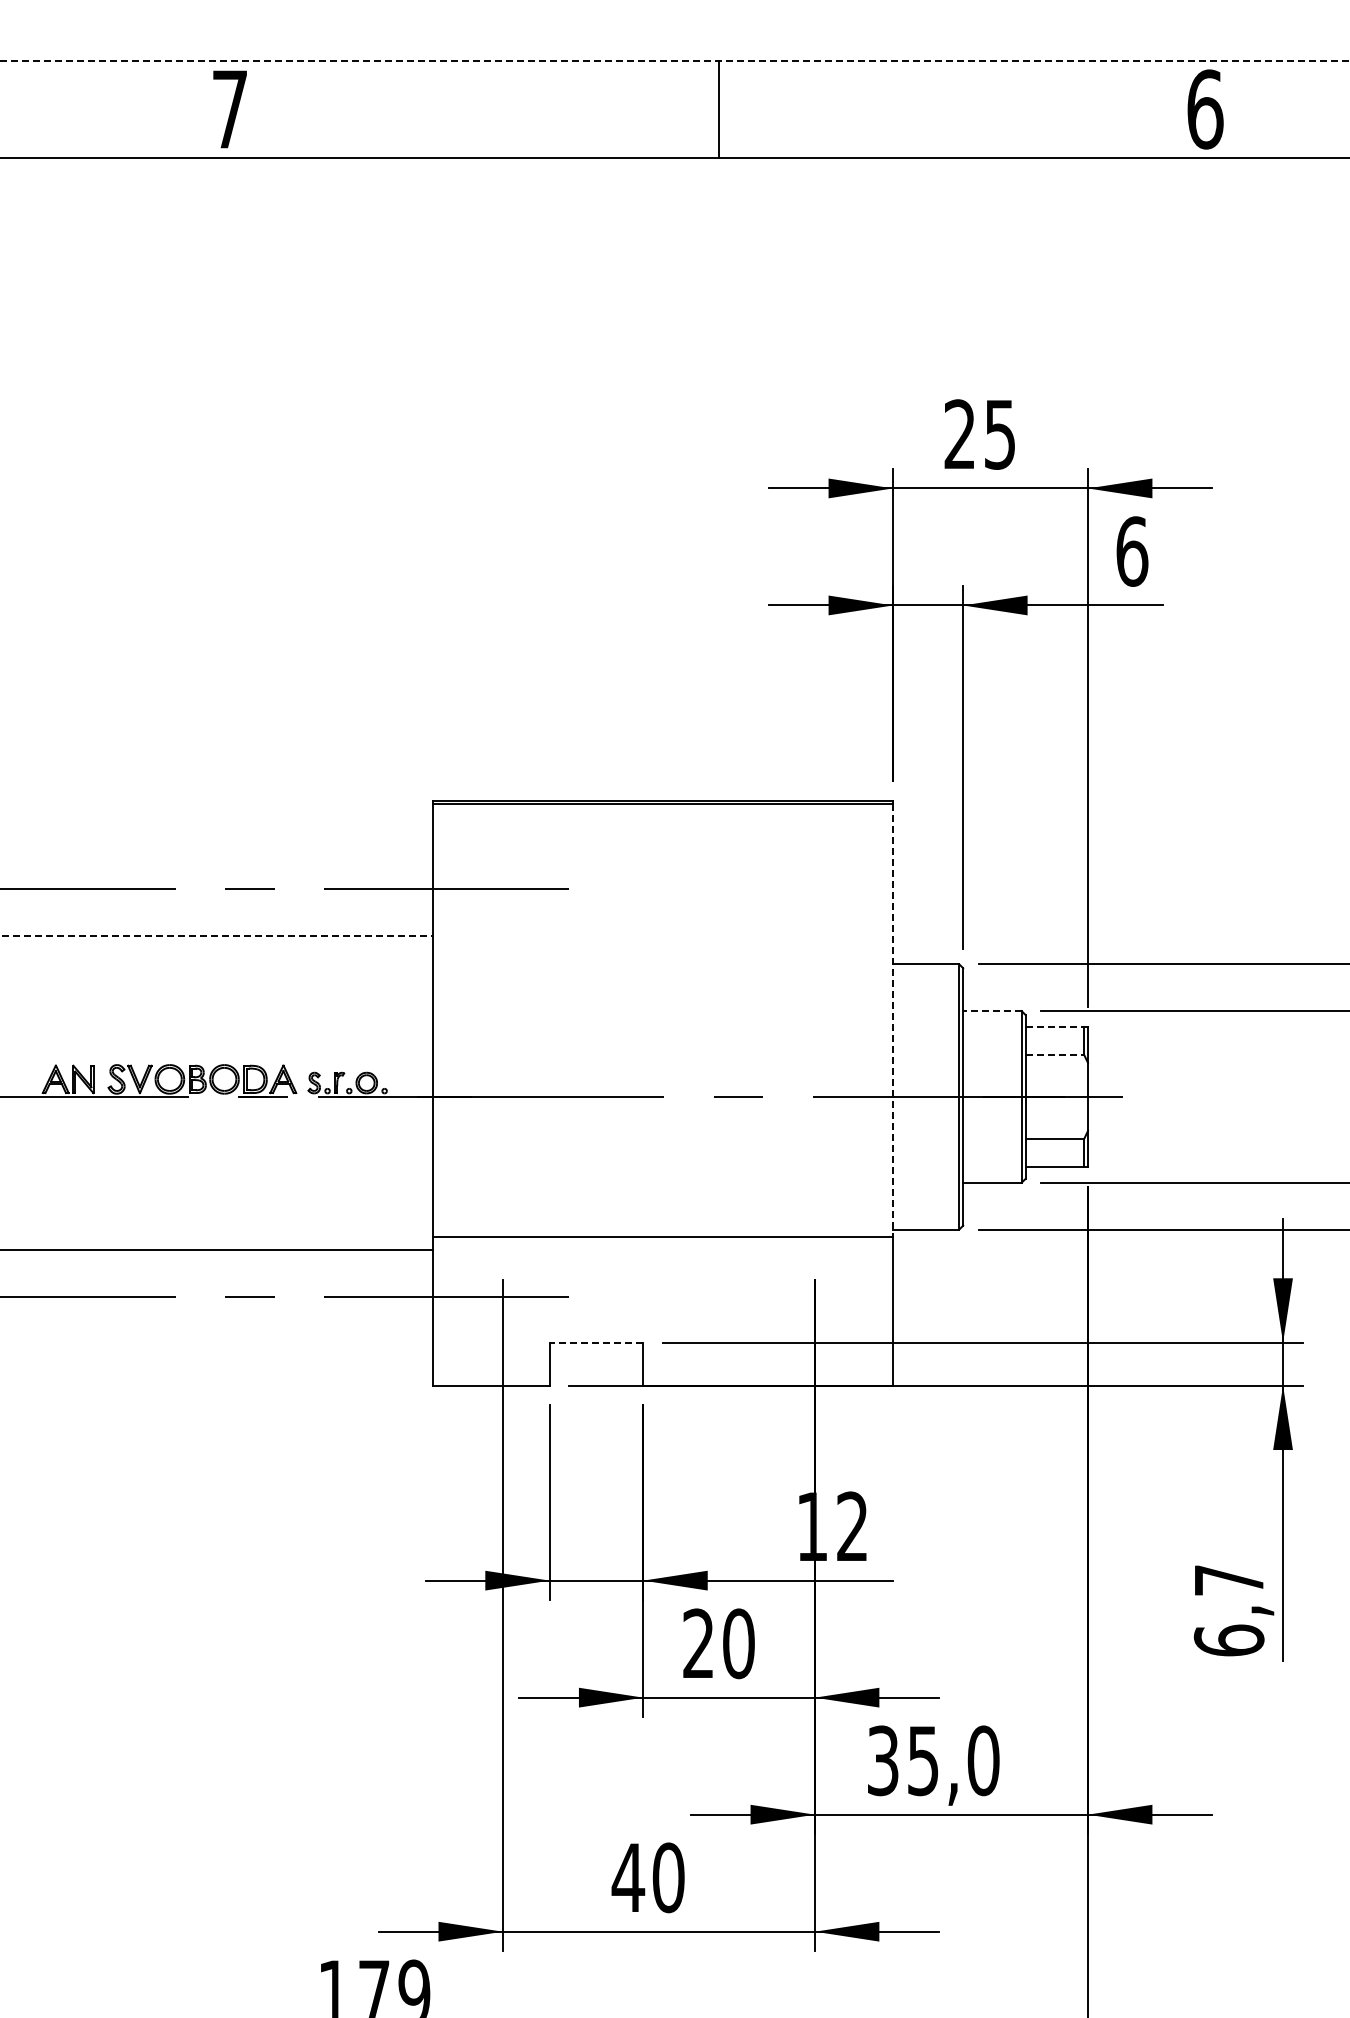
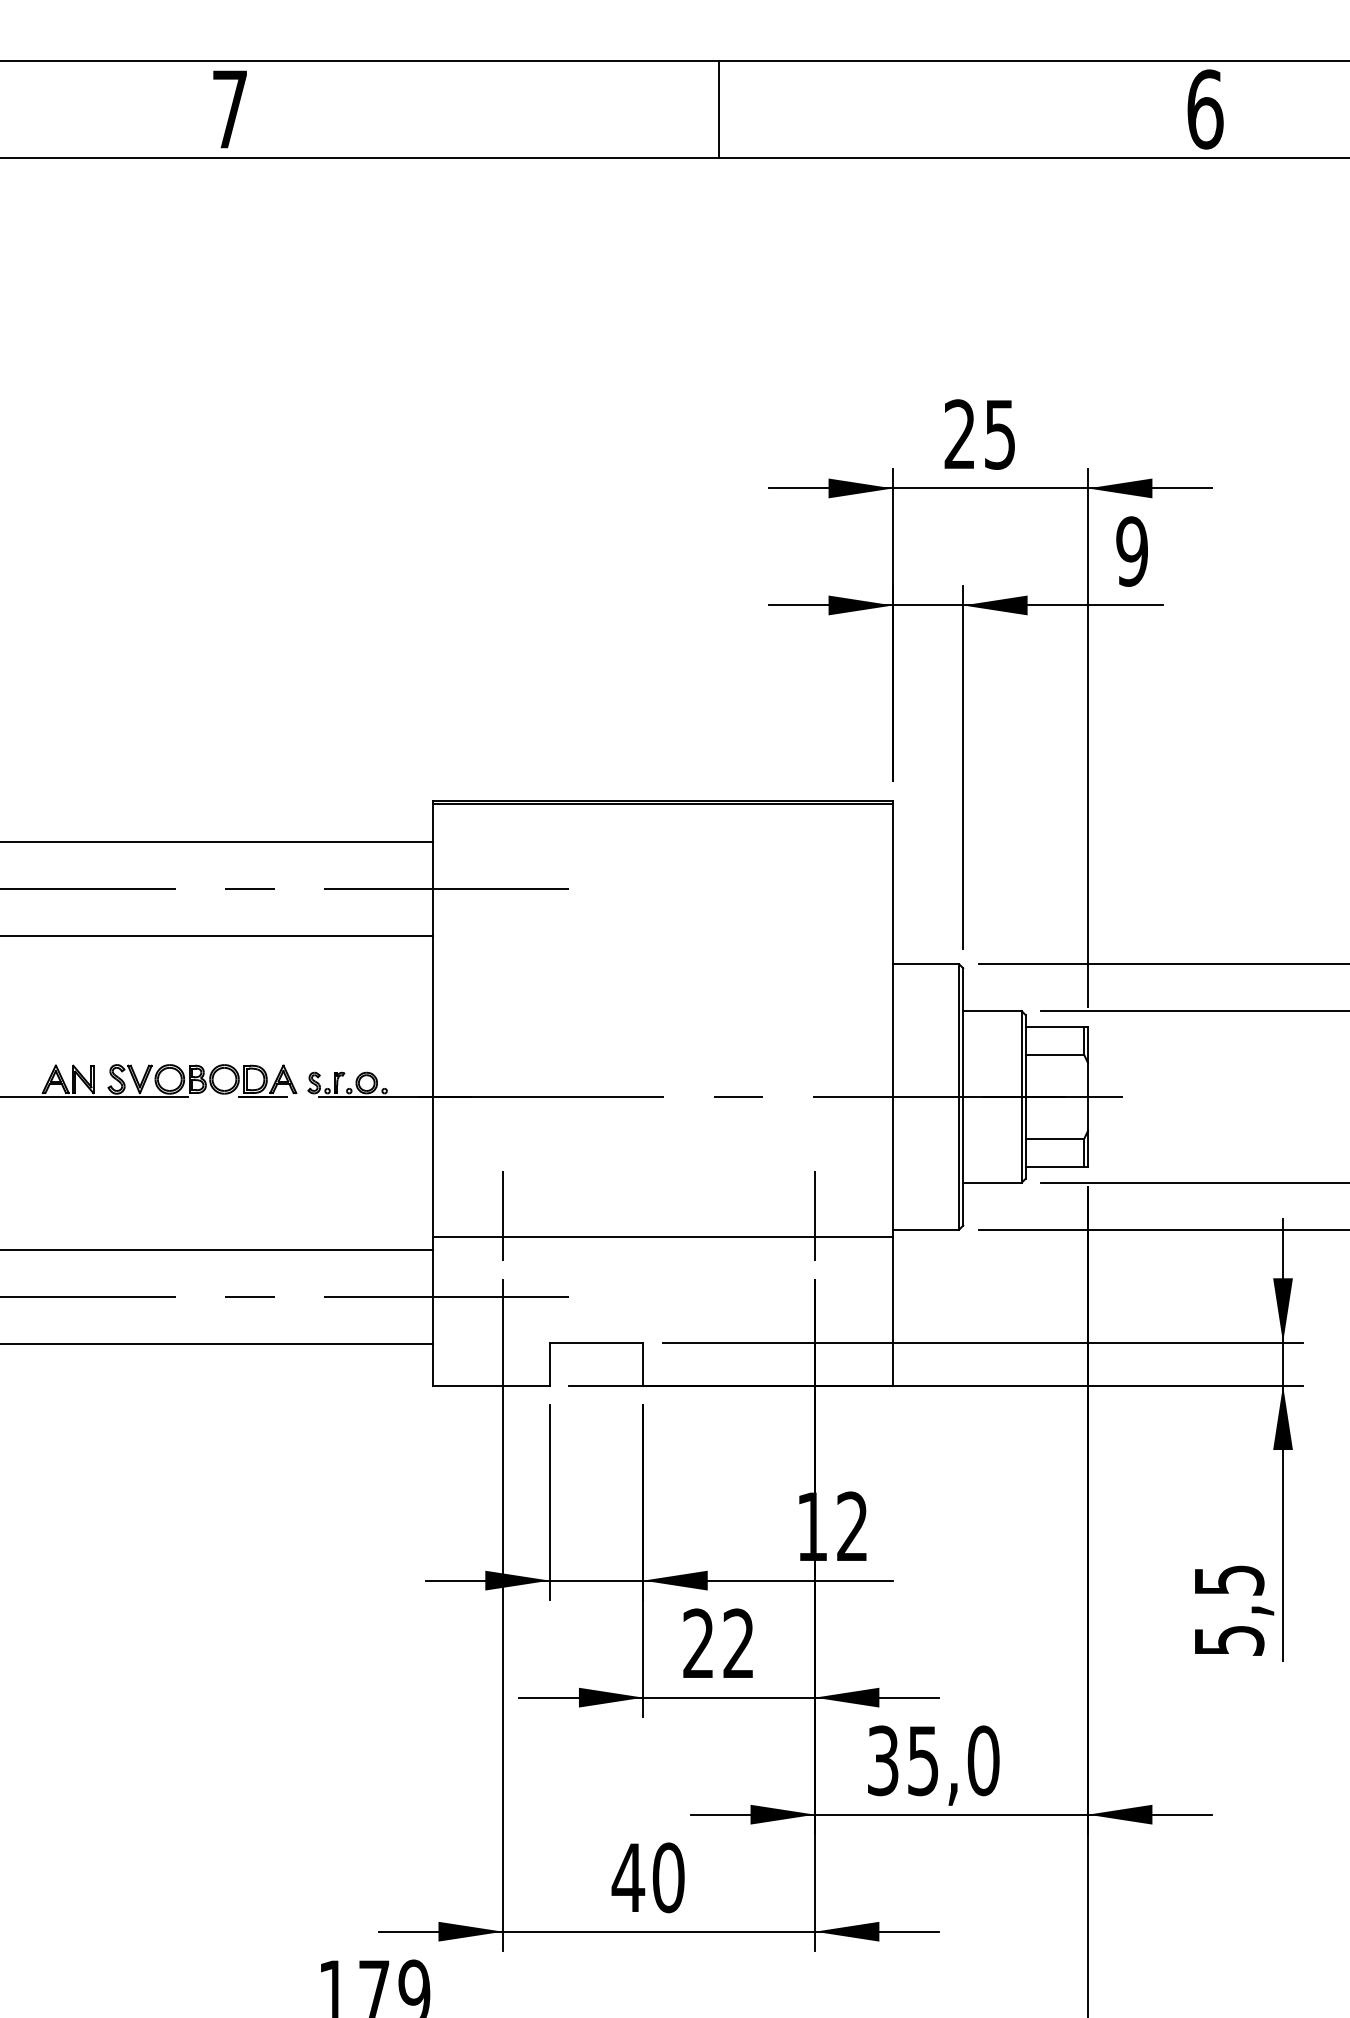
line: dashed -> solid (676, 60)
text: 6 -> 9 (1132, 551)
line: none -> present (217, 842)
line: dashed -> solid (216, 935)
line: dashed -> solid (991, 1011)
line: dashed -> solid (892, 1021)
line: dashed -> solid (1055, 1026)
line: dashed -> solid (1055, 1054)
line: none -> present (502, 1215)
line: none -> present (814, 1215)
line: dashed -> solid (596, 1342)
line: none -> present (217, 1343)
text: 6,7 -> 5,5 (1228, 1610)
text: 20 -> 22 (738, 1643)
